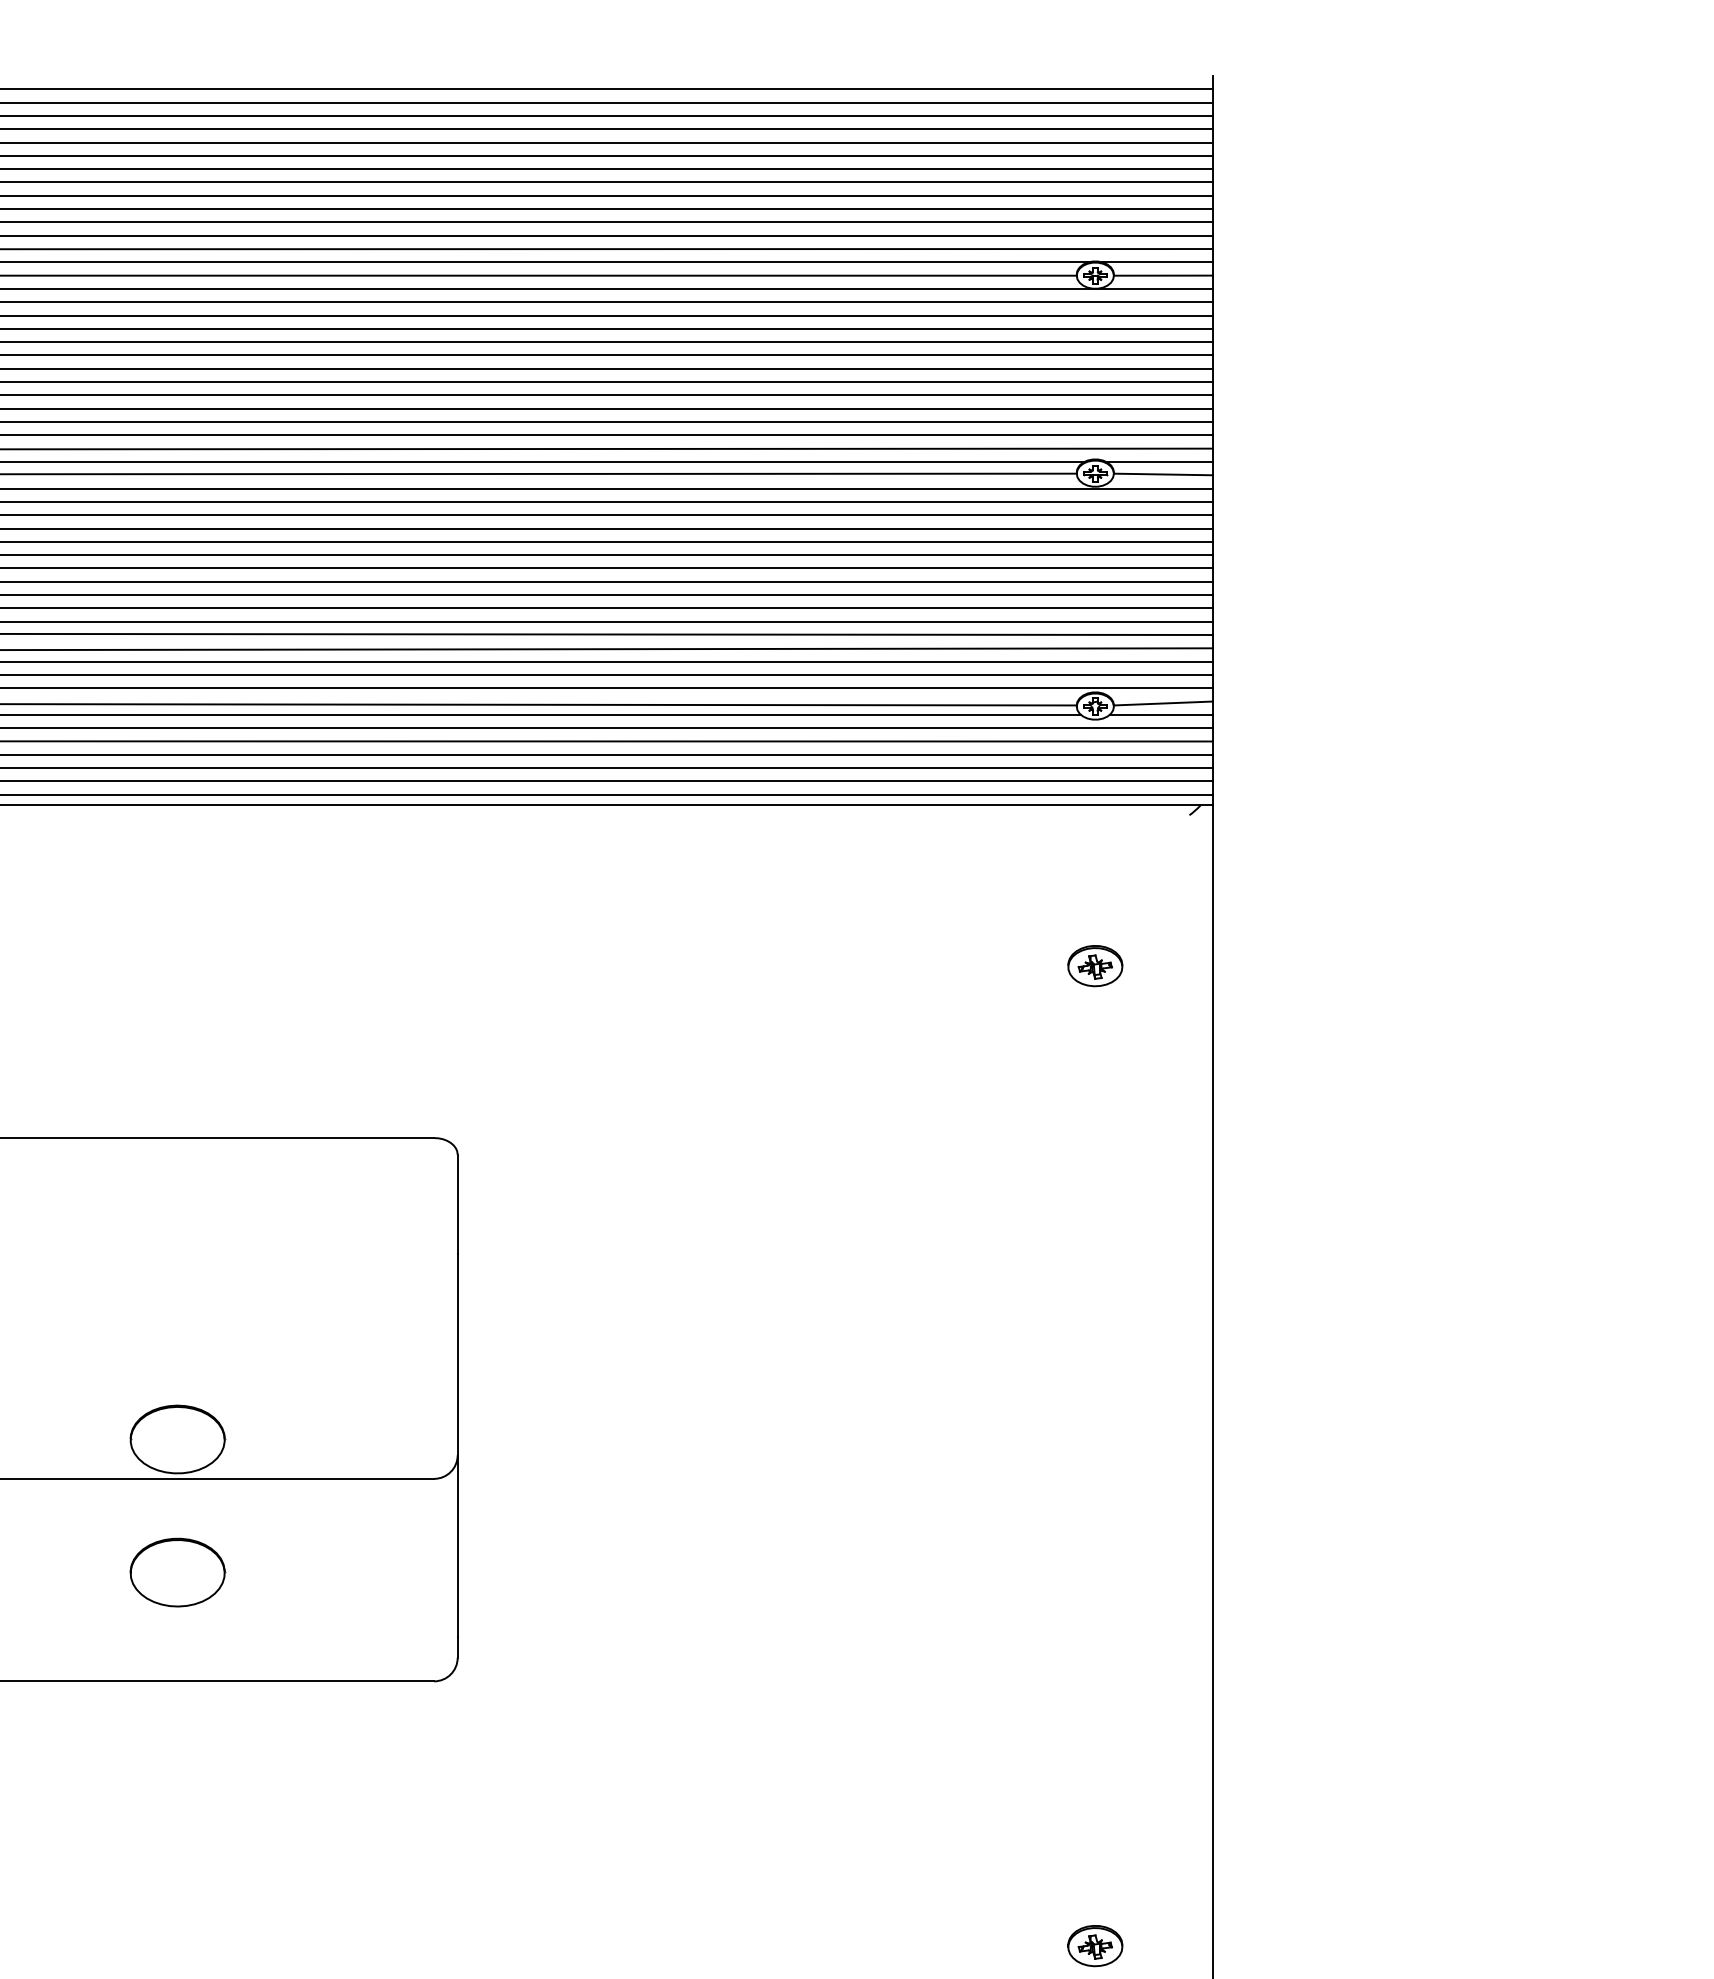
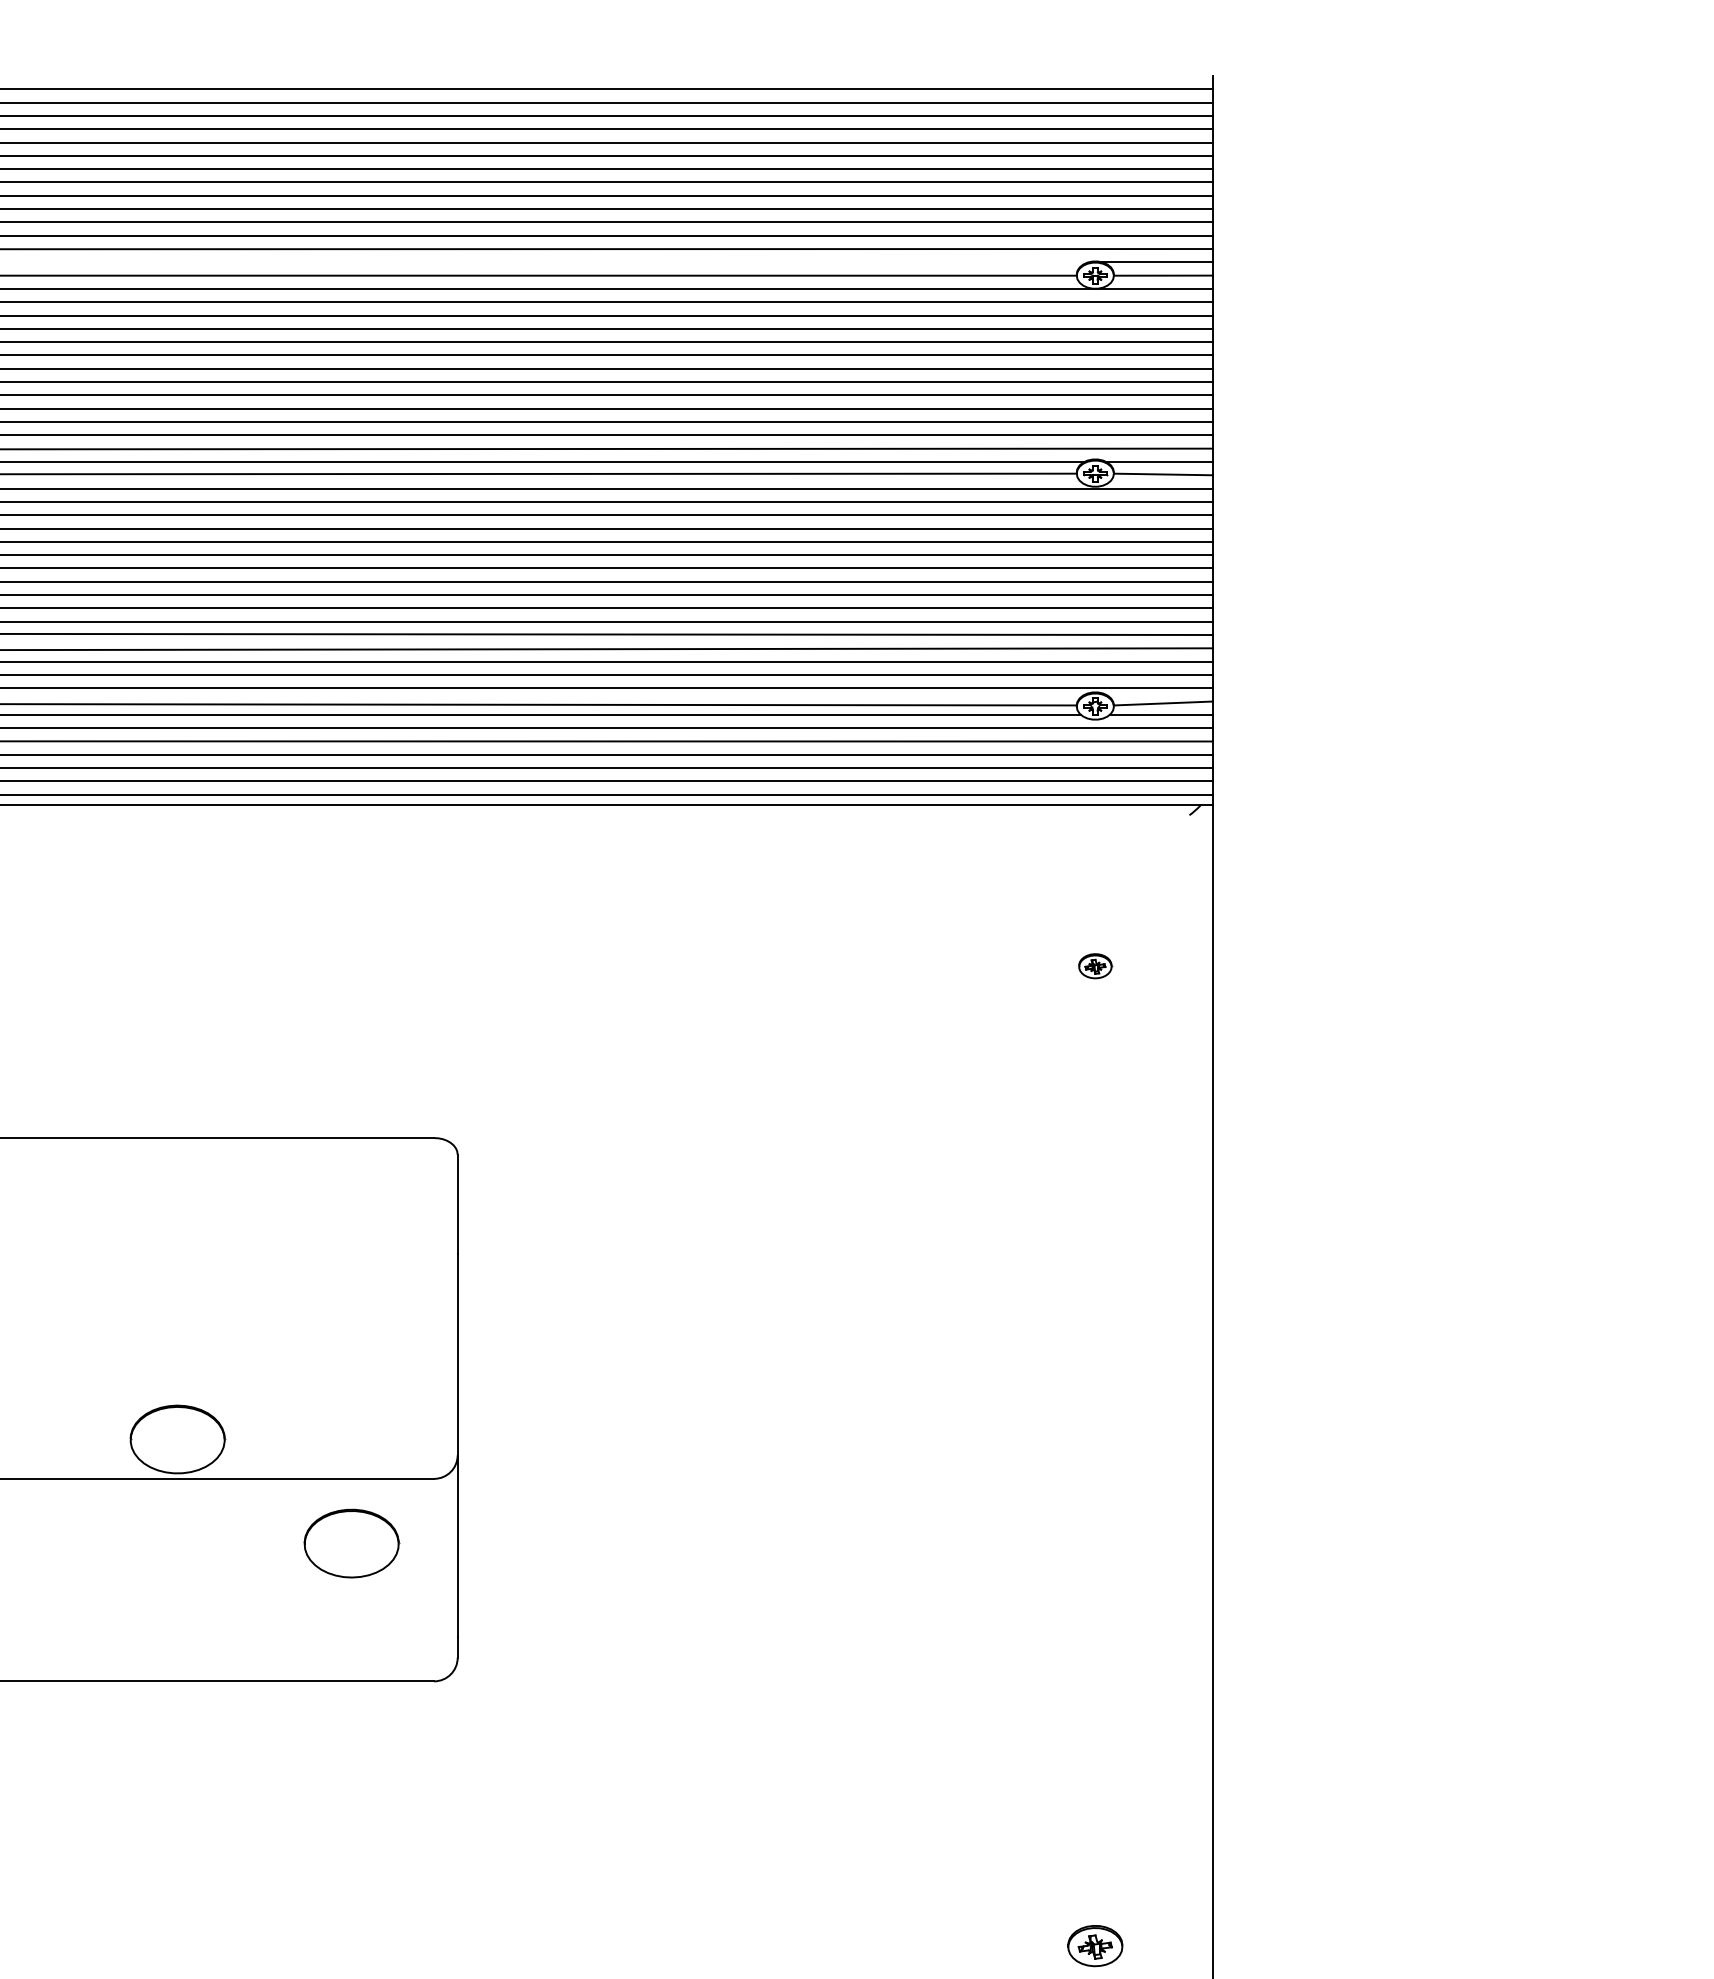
line: present -> none (545, 262)
part size: 57x43 px -> 36x27 px (1095, 966)
part position: (177, 1572) -> (351, 1543) (351, 1543)
